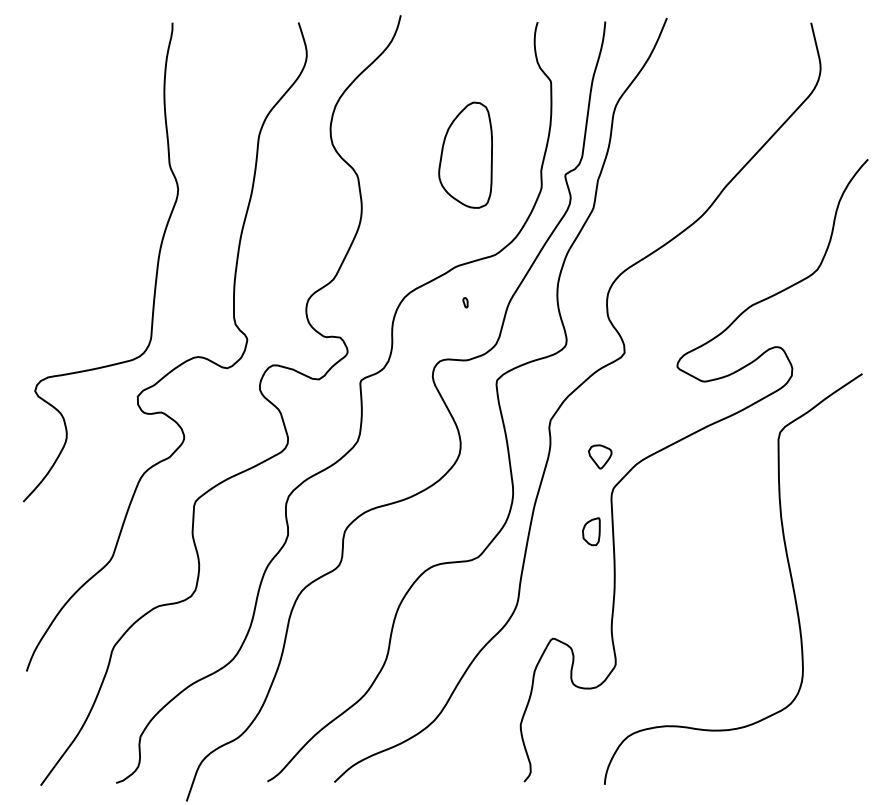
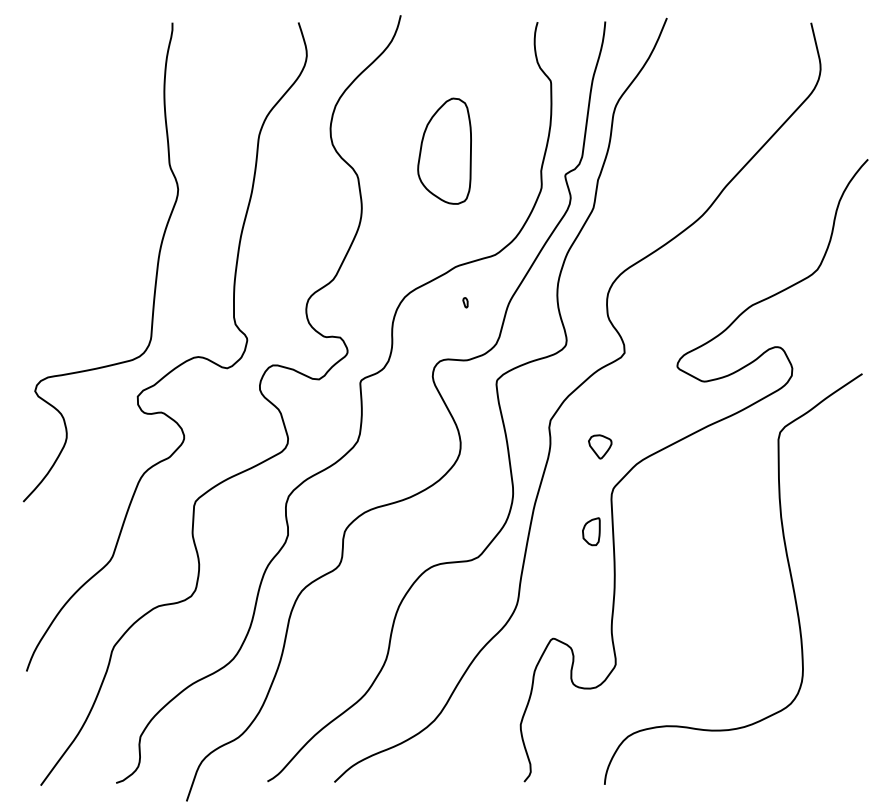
part position: (465, 154) -> (444, 150) (444, 150)
part position: (600, 456) -> (600, 446) (600, 446)
